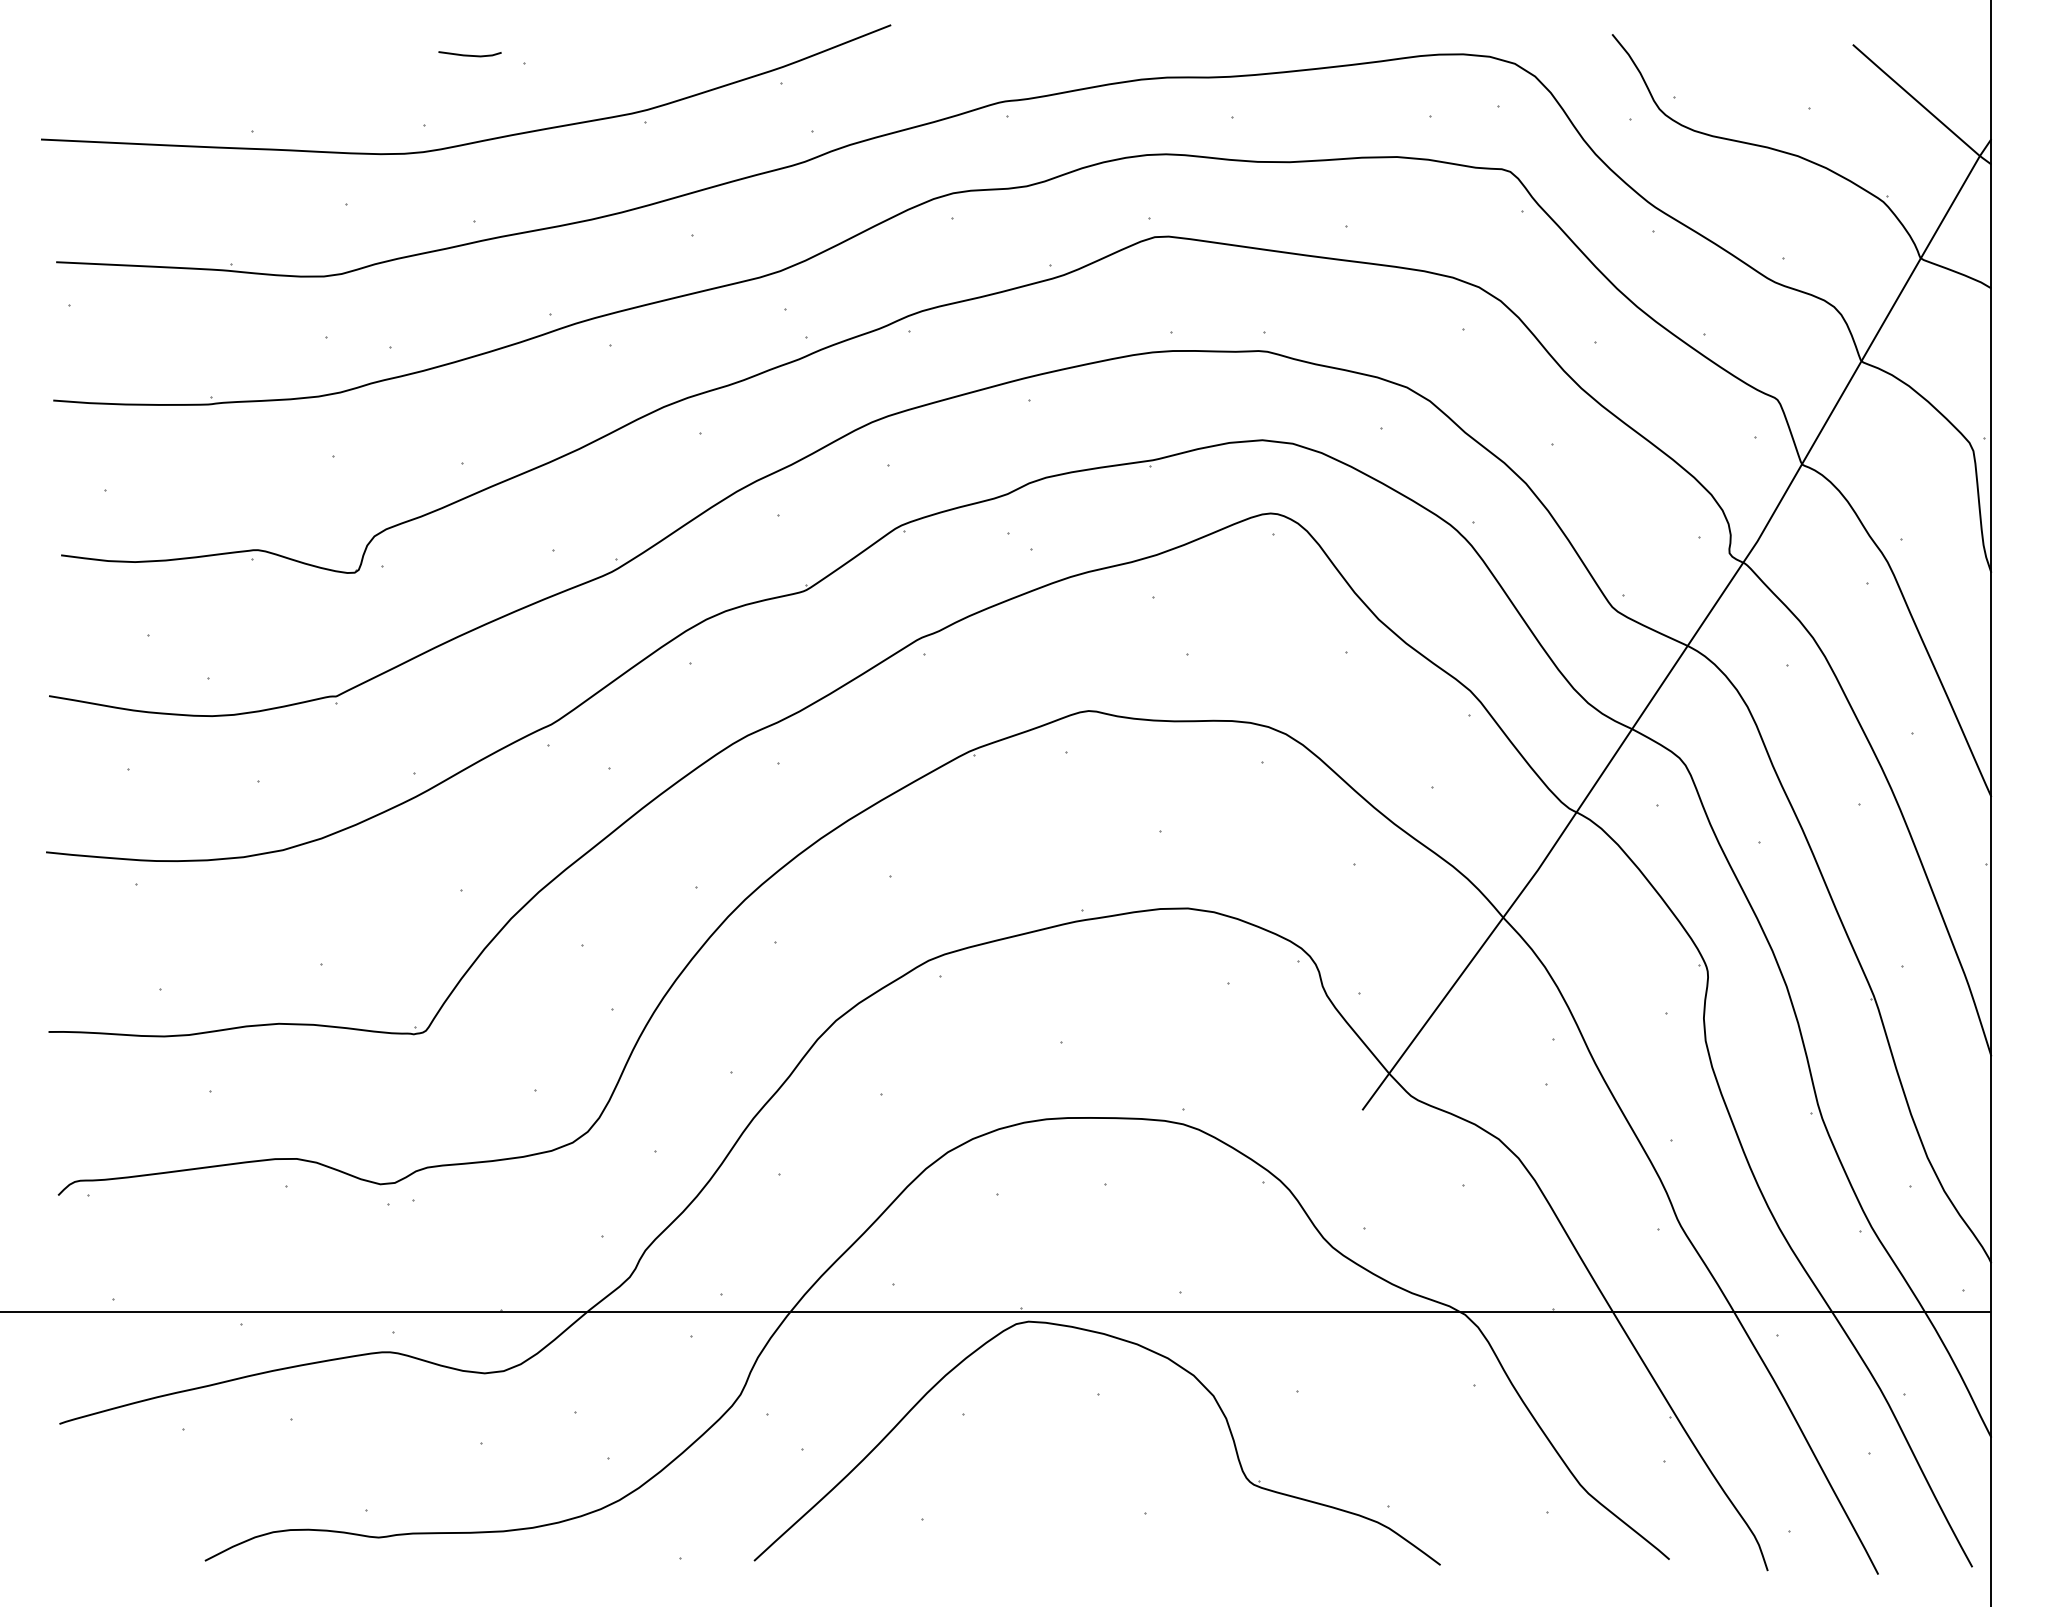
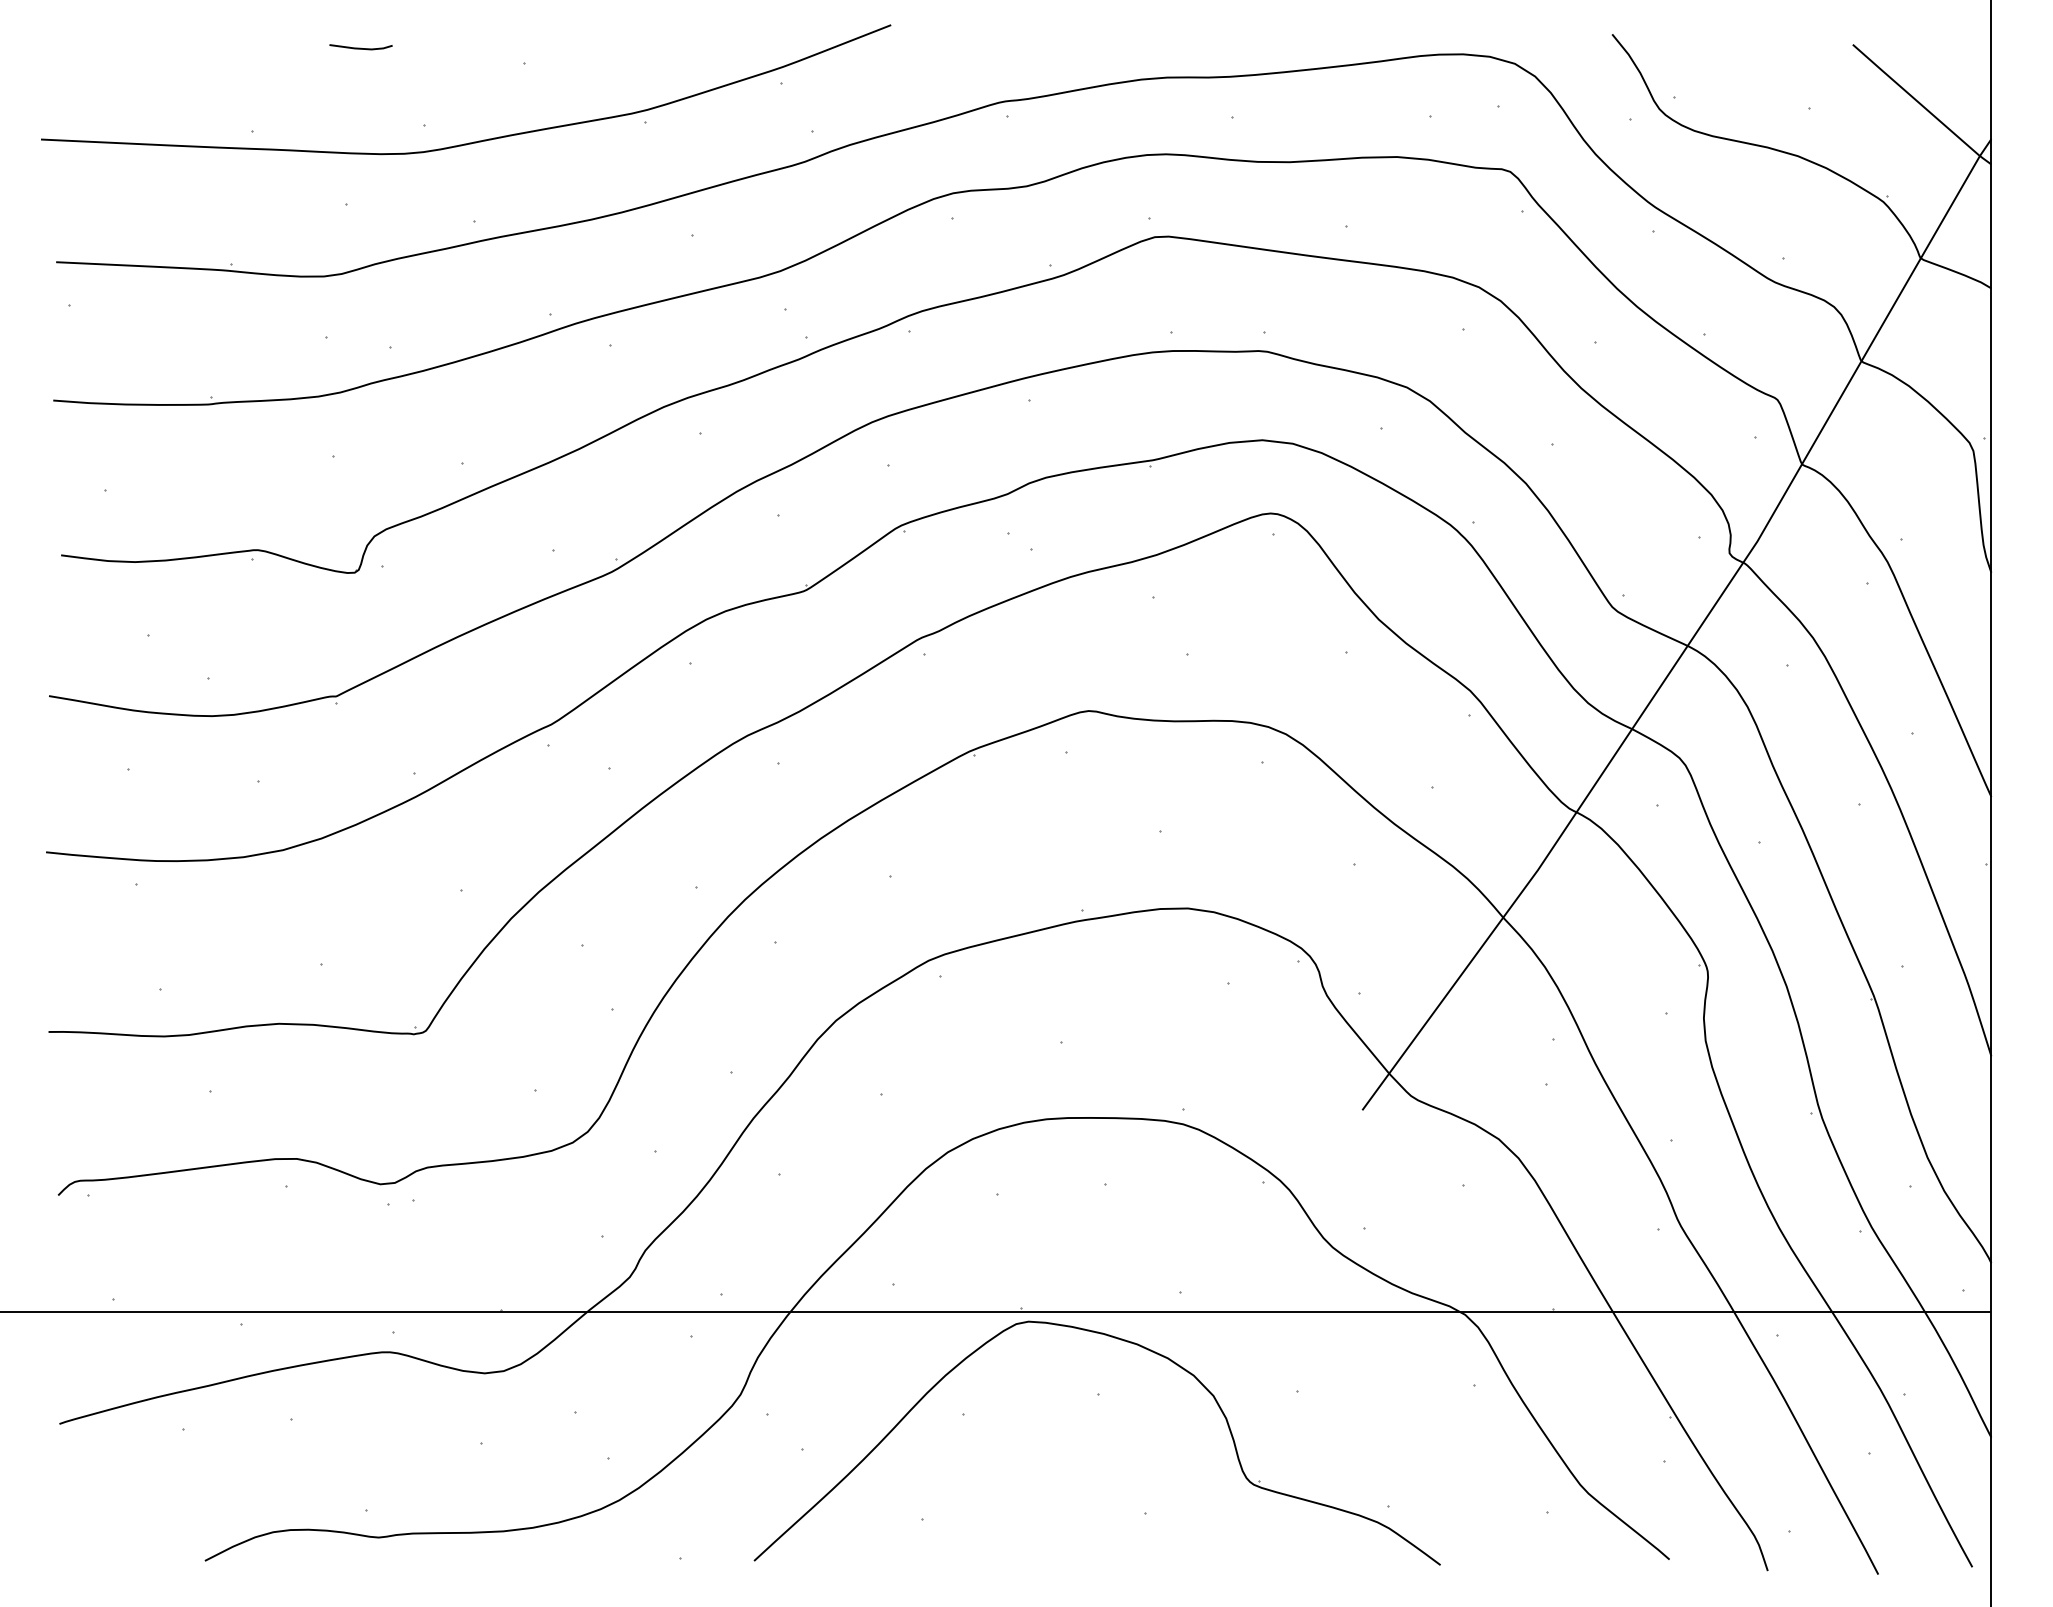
line position: (469, 54) -> (360, 47) (360, 47)
